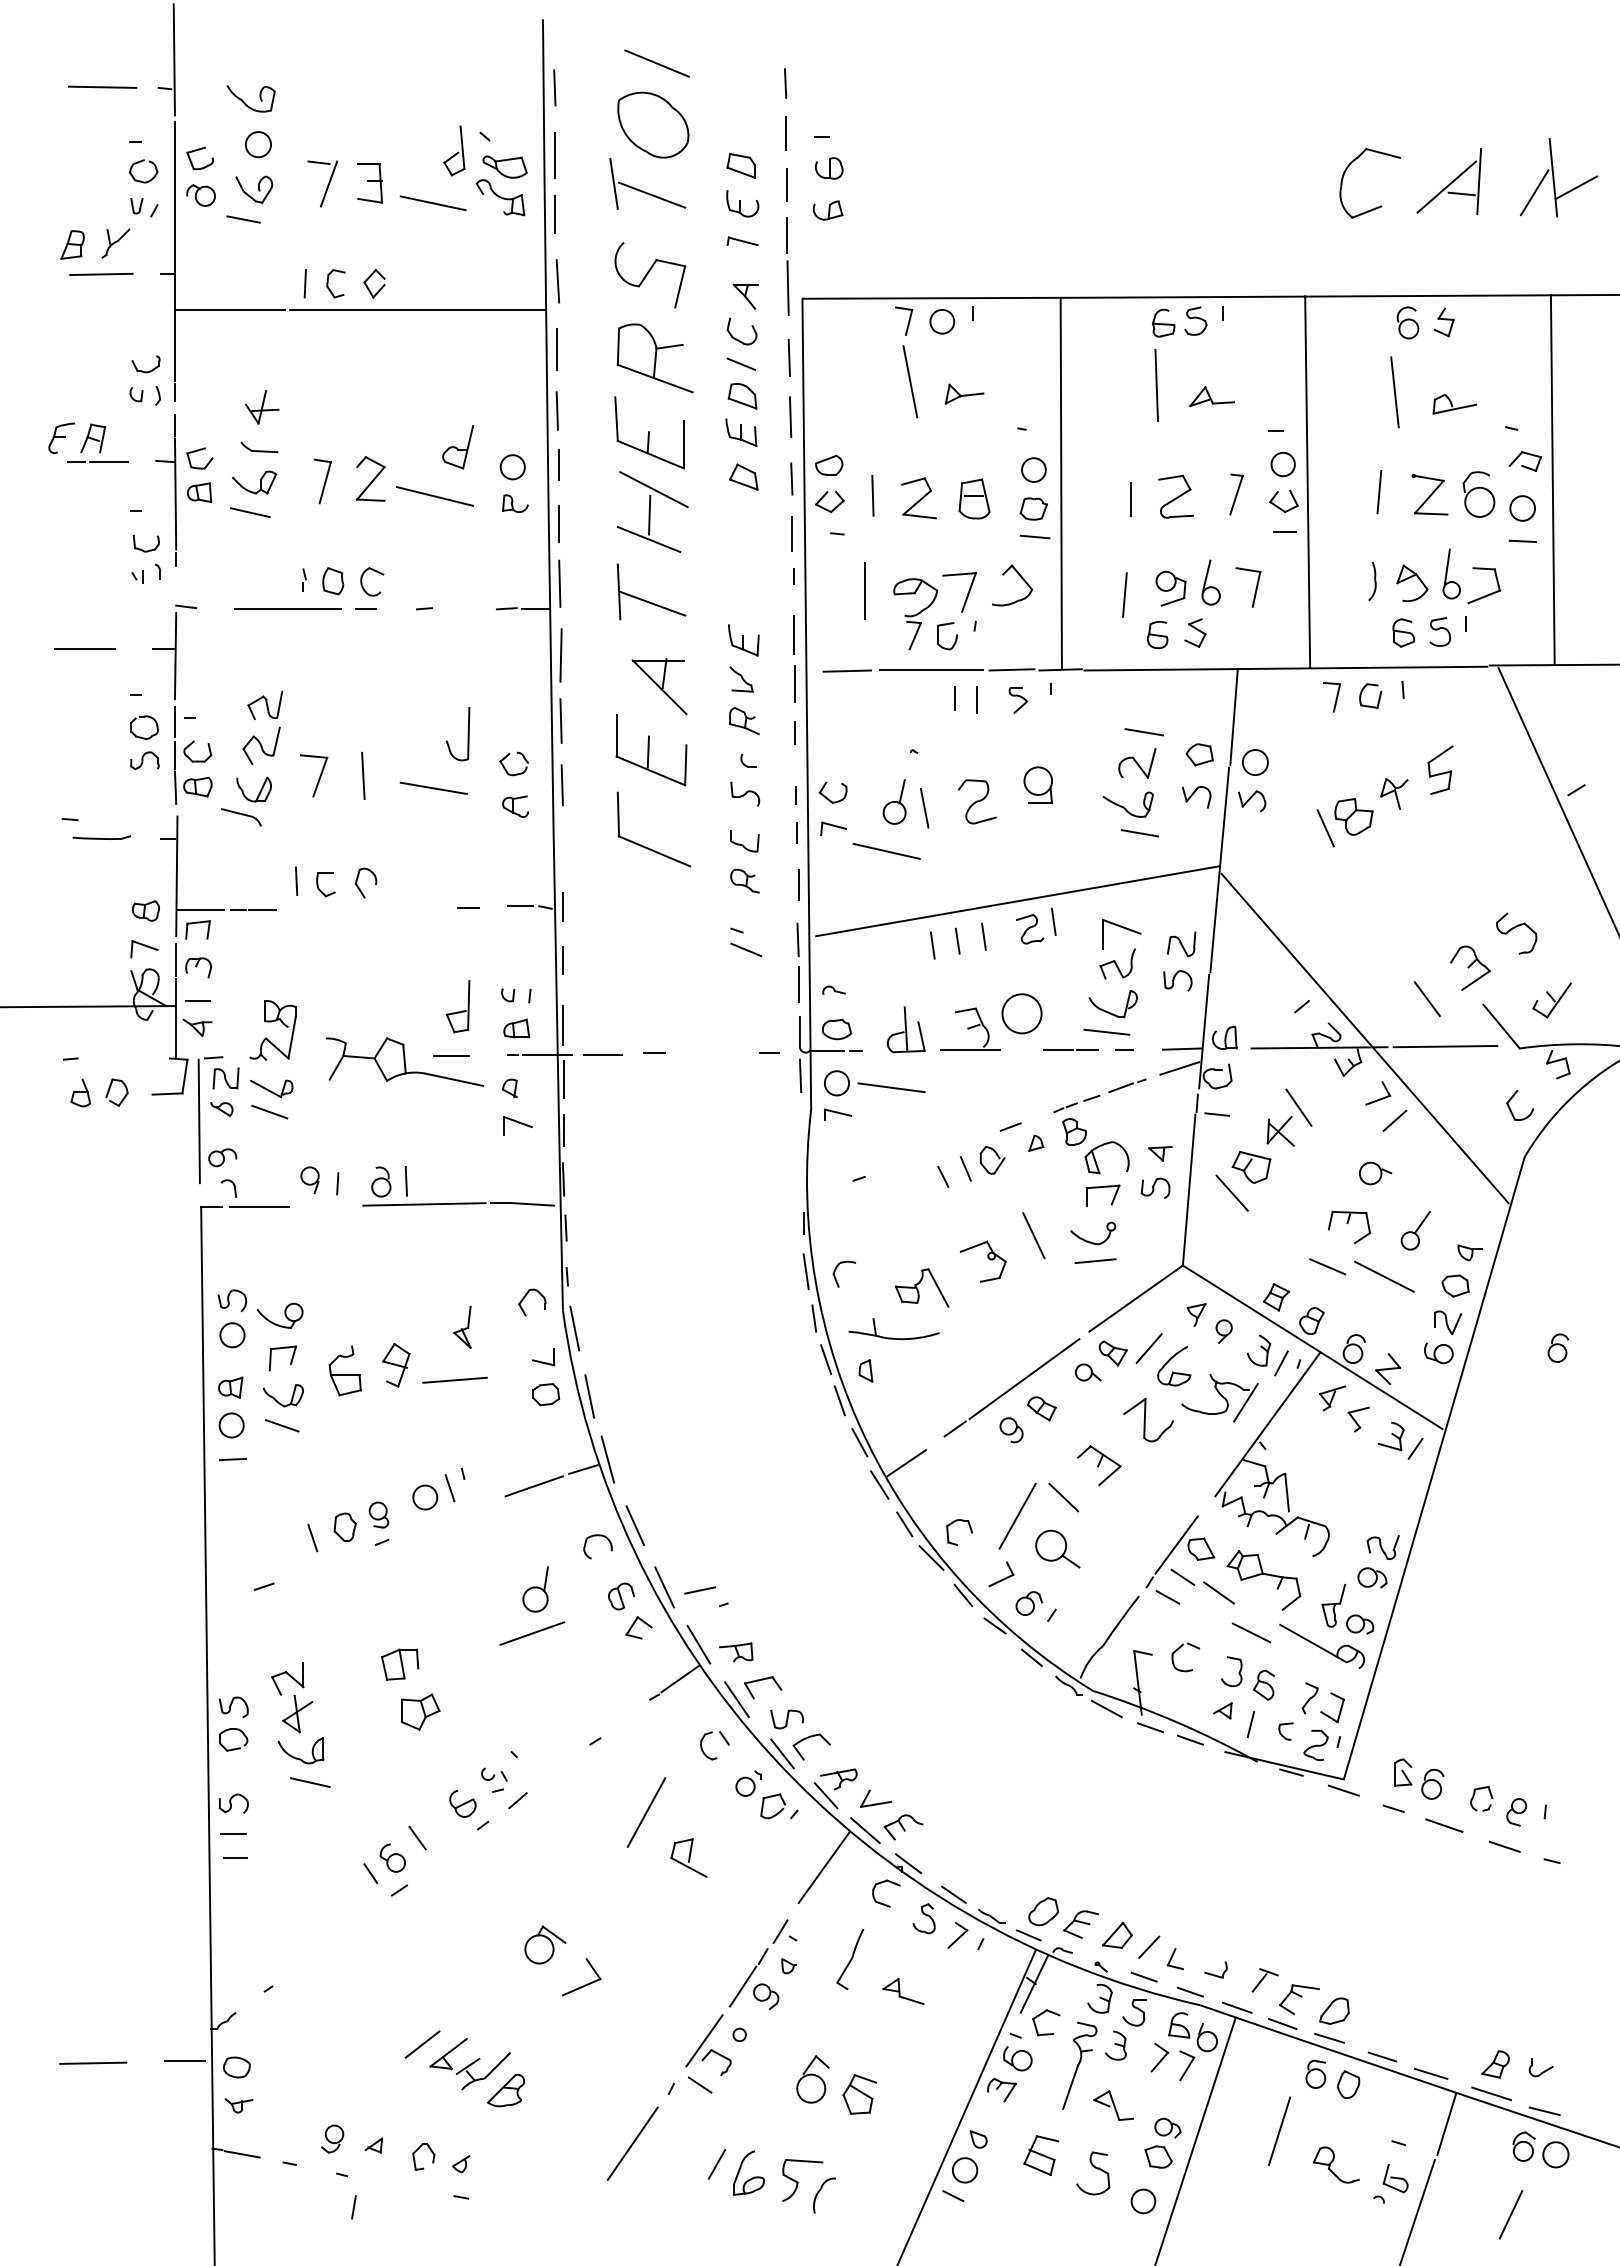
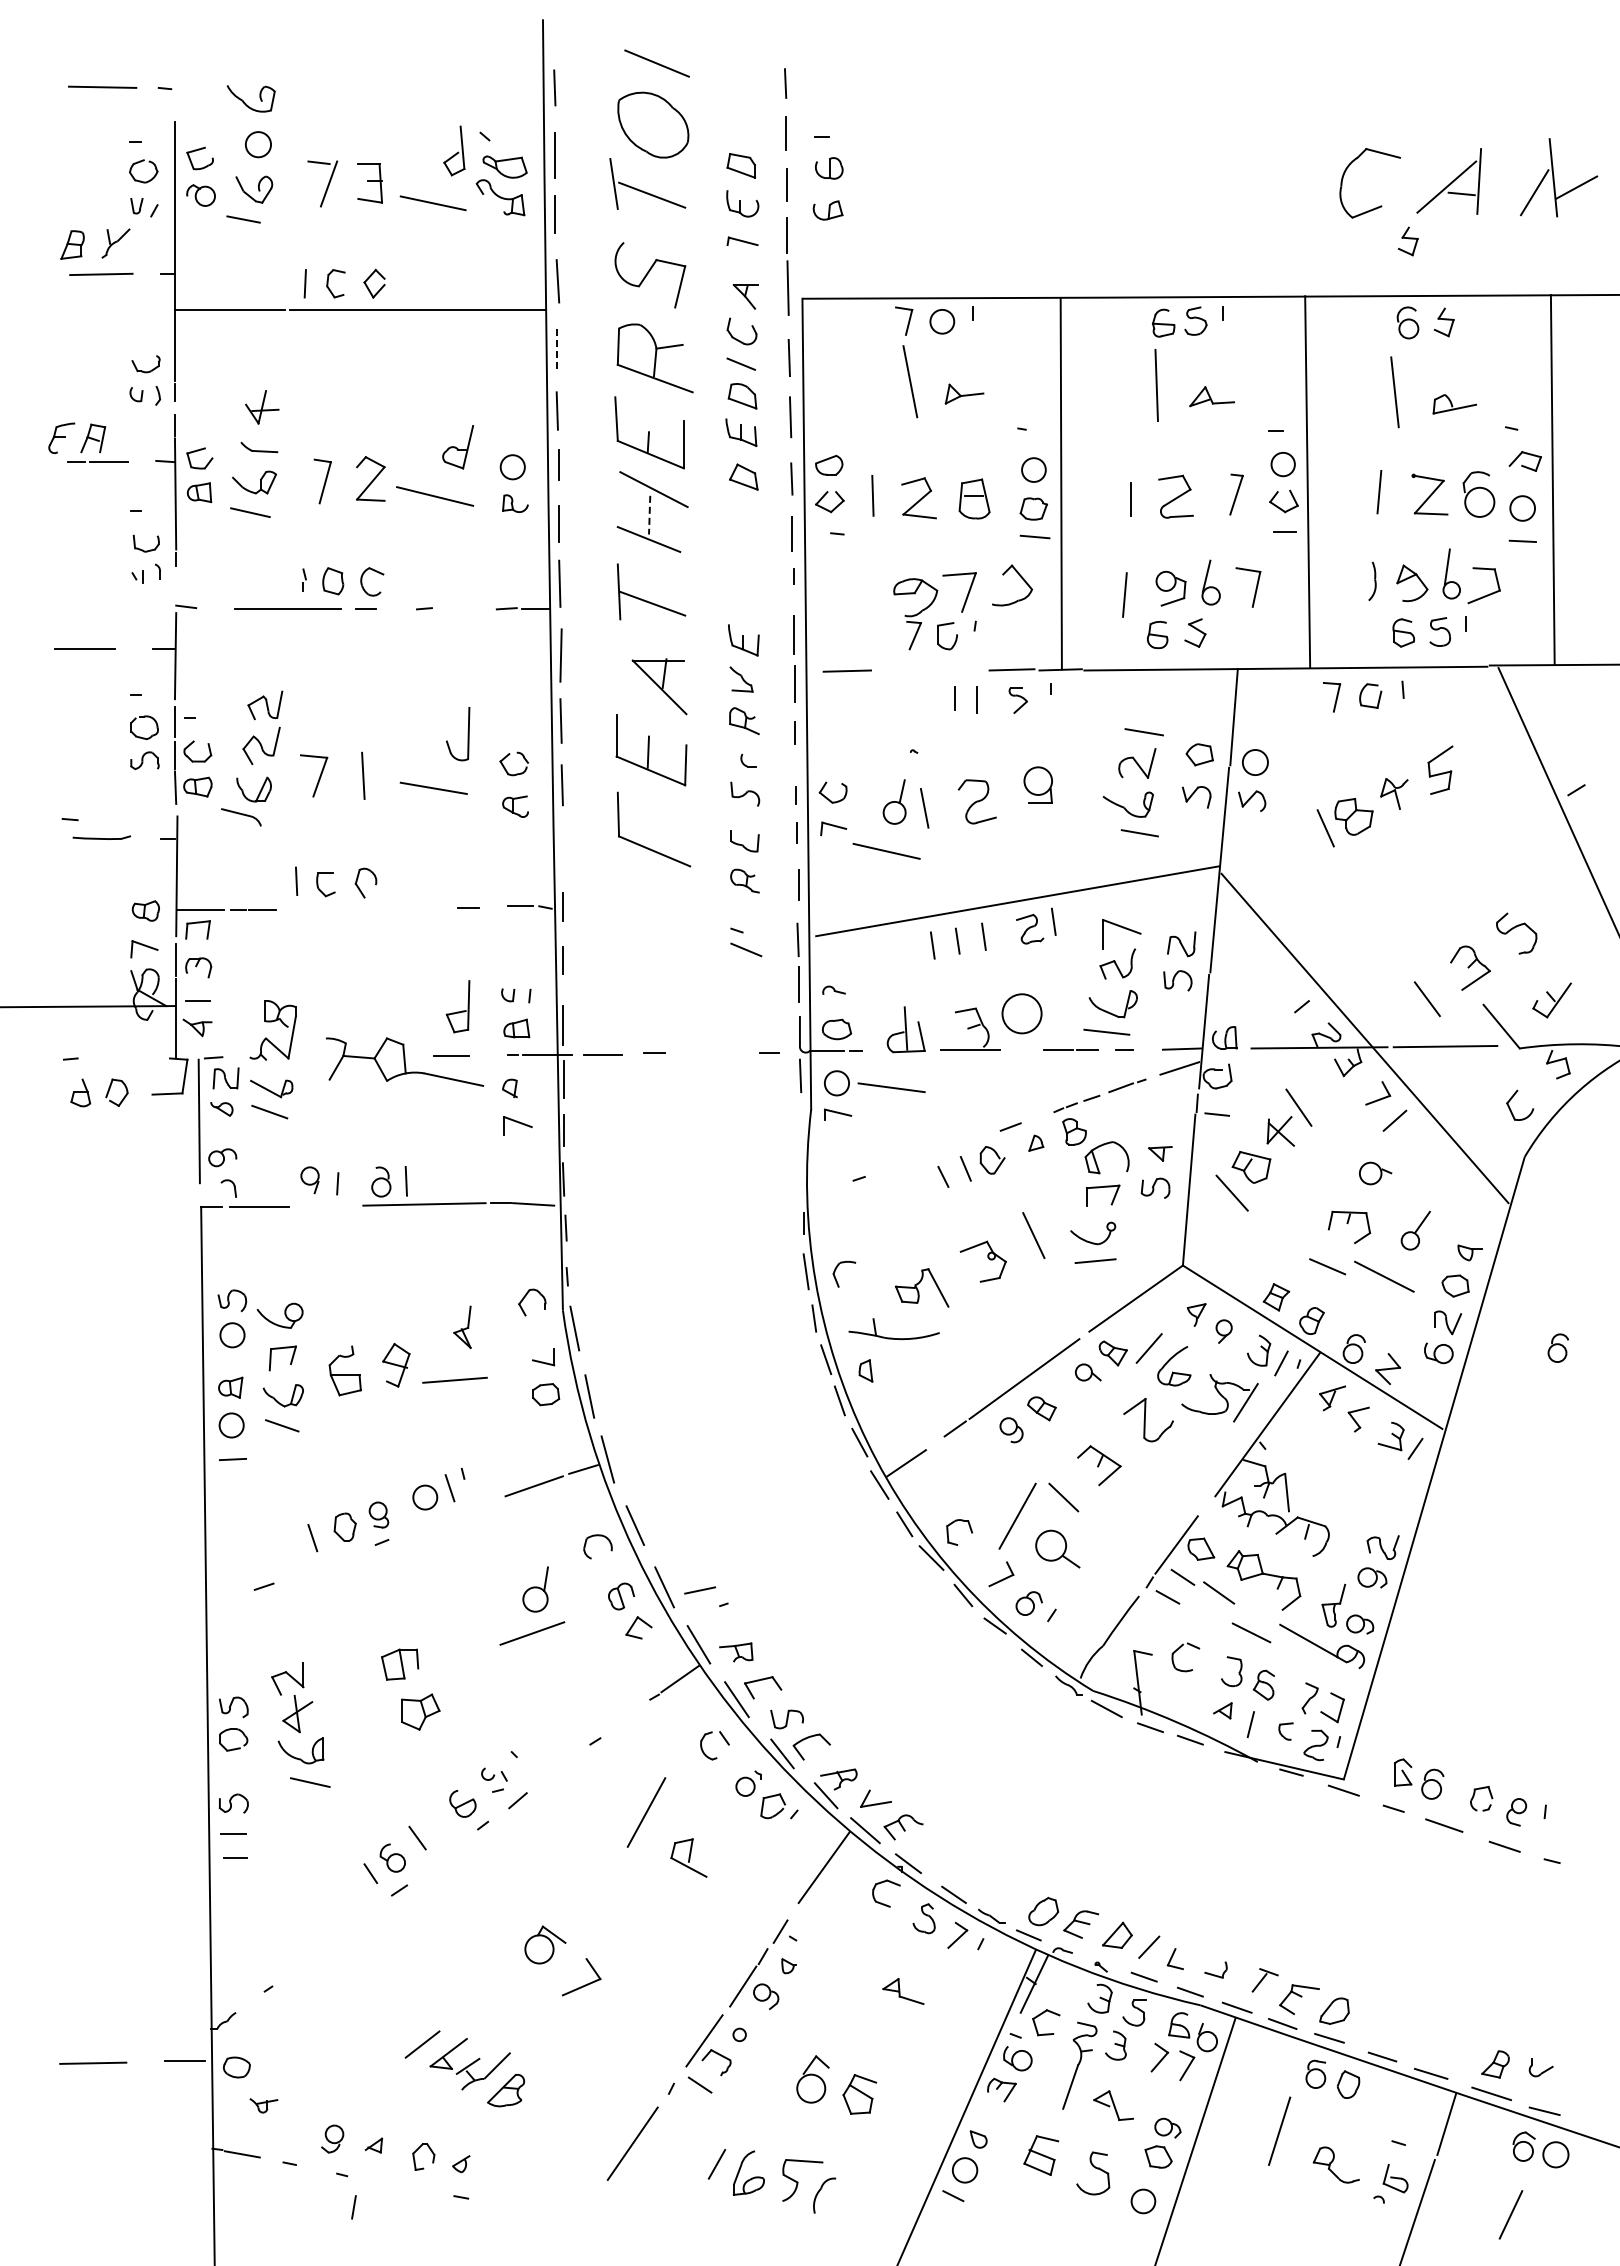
line: present -> none (173, 59)
part: none -> present (1407, 241)
line: solid -> dashed (556, 349)
line: solid -> dashed (649, 515)
line: present -> none (864, 591)
line: present -> none (931, 670)
part: present -> none (850, 1959)
part position: (238, 2105) -> (263, 2105) (263, 2105)
